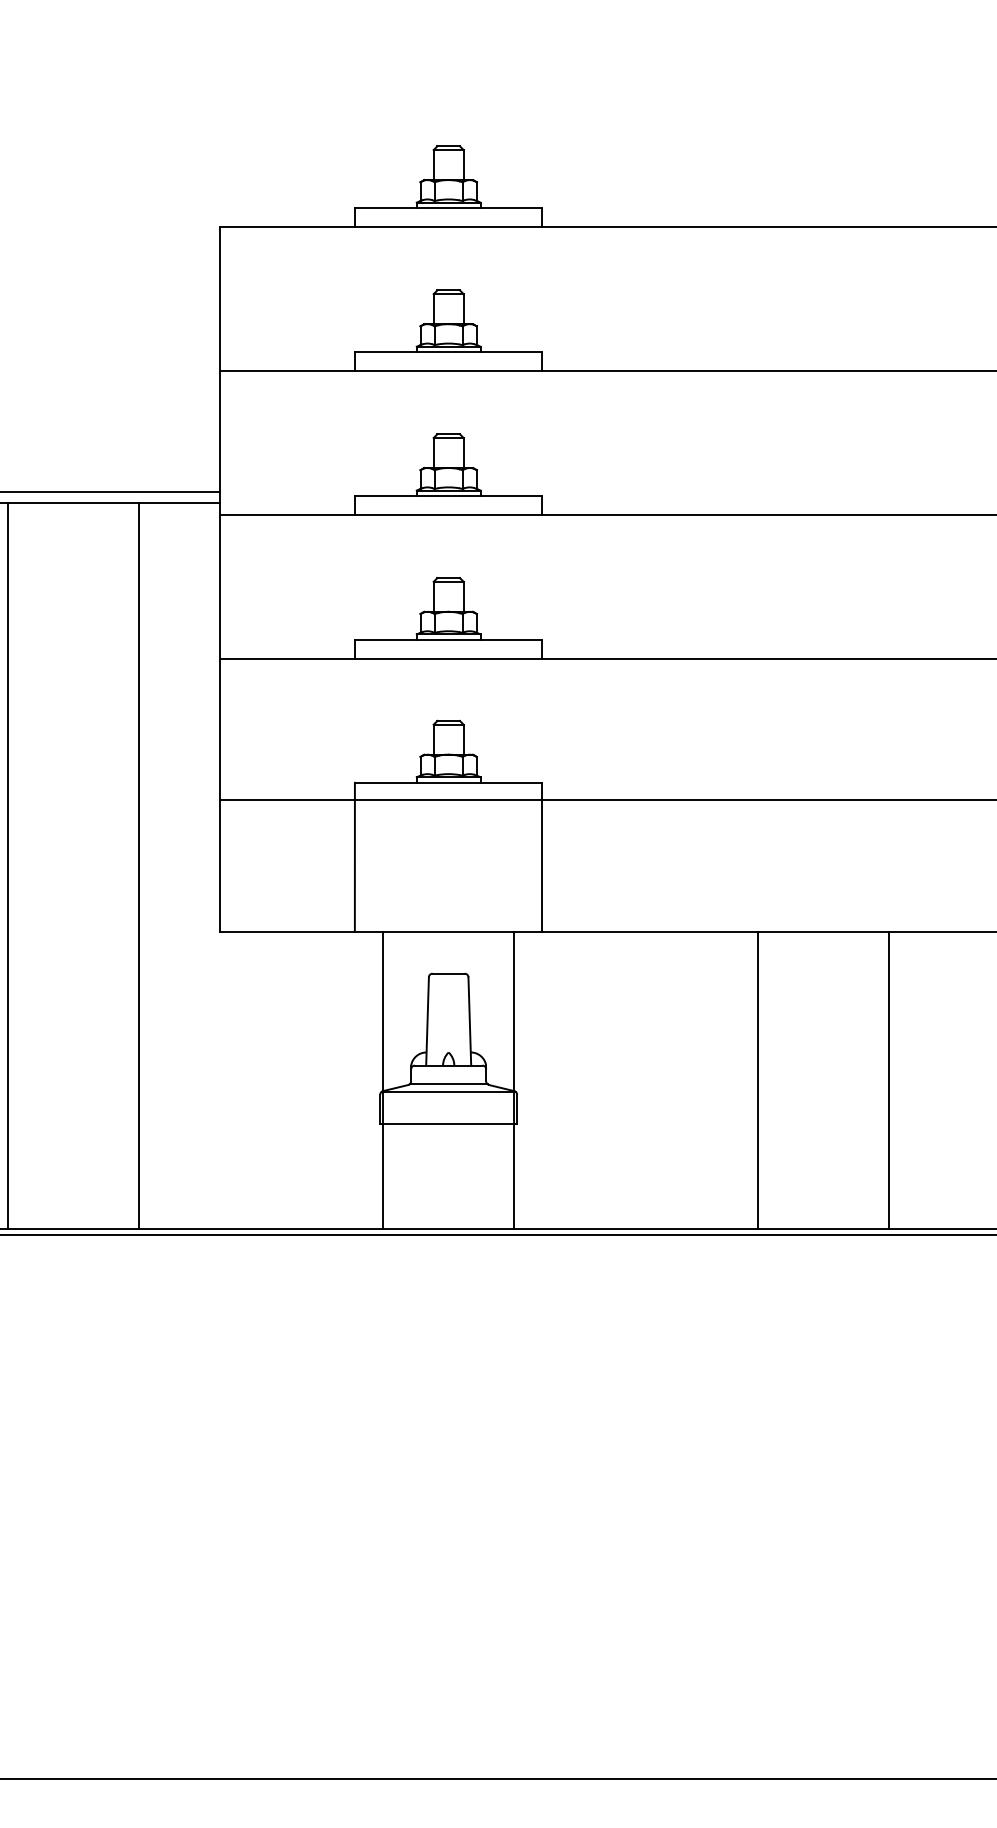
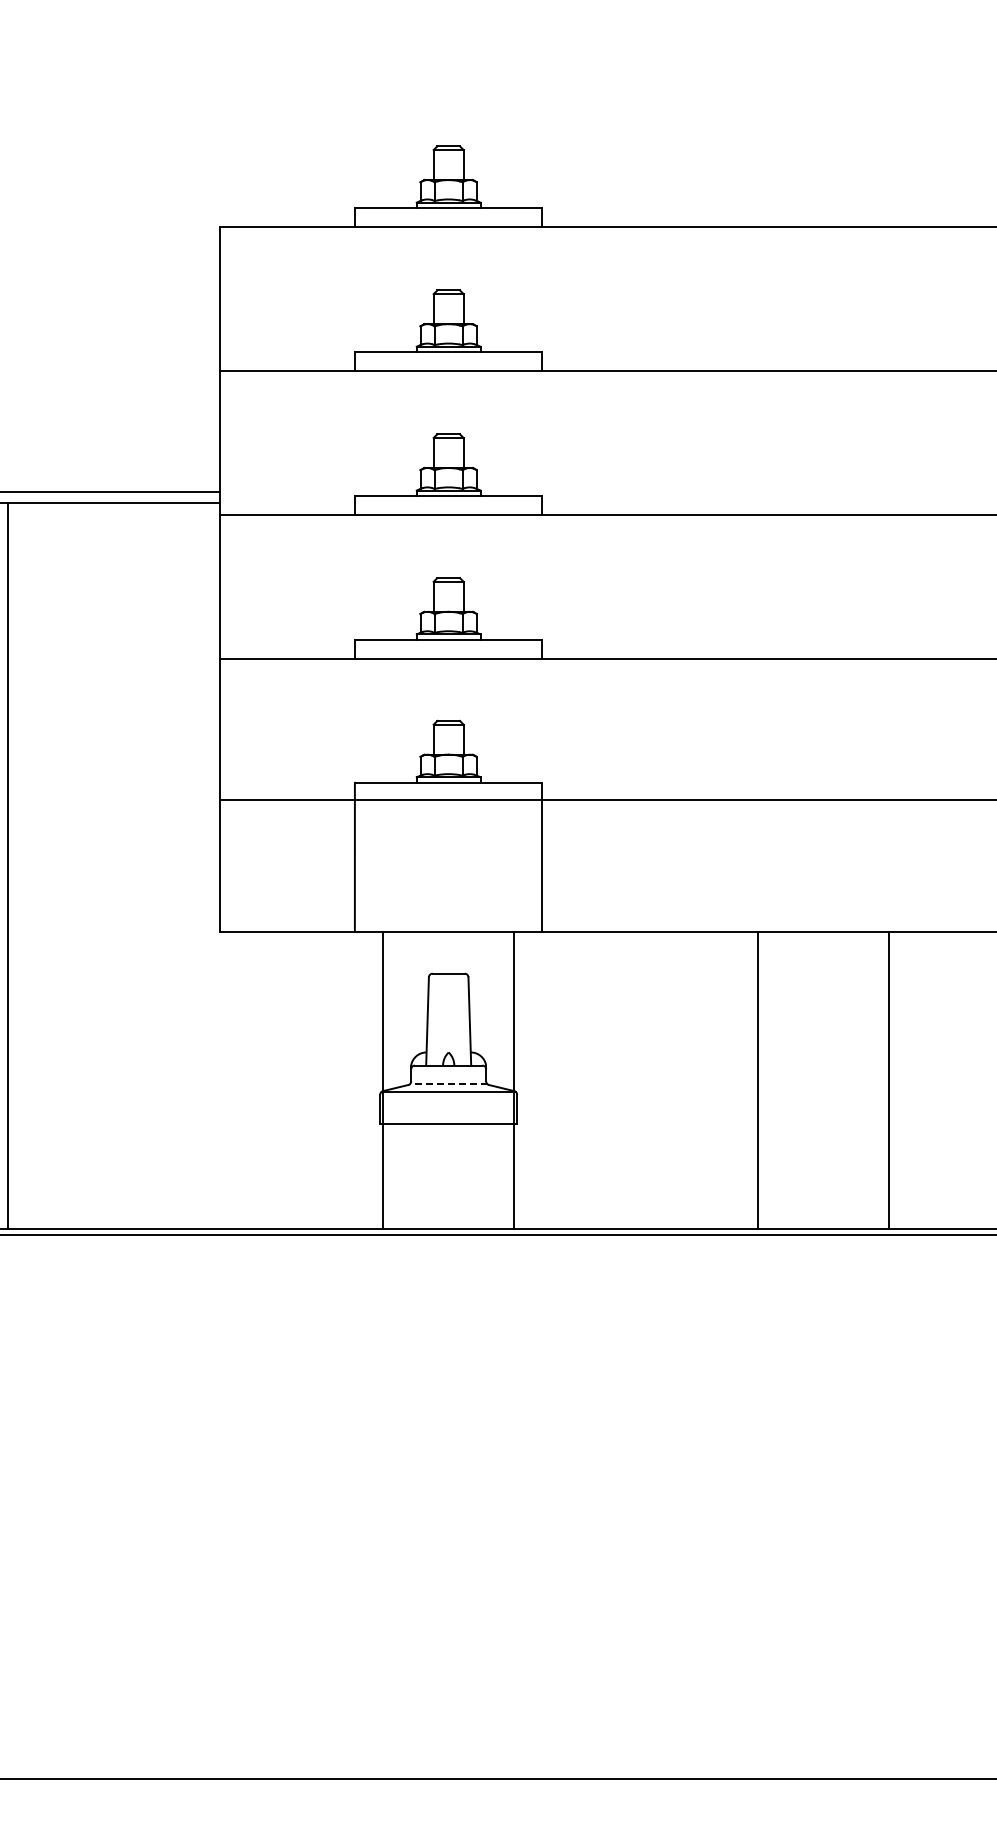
line: present -> none (139, 865)
line: solid -> dashed (448, 1084)
